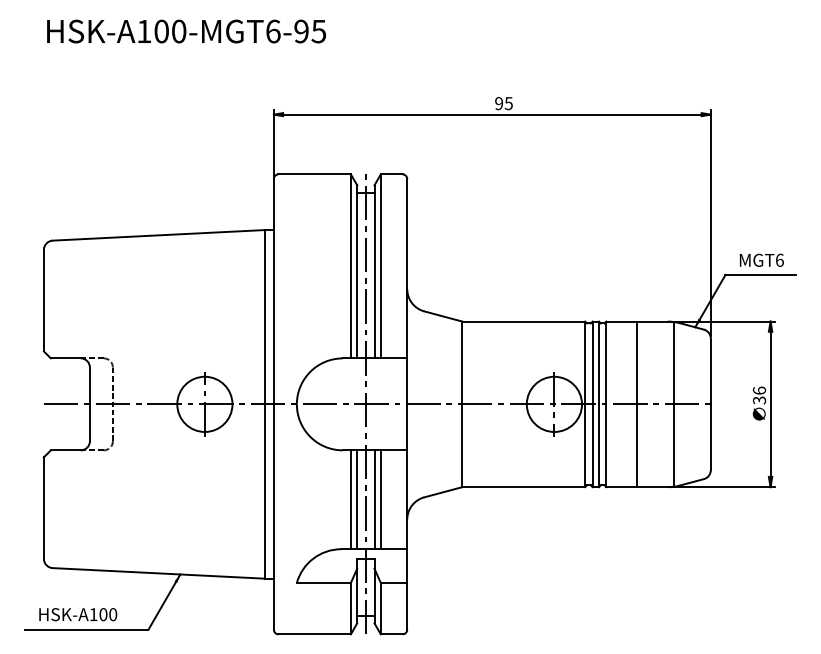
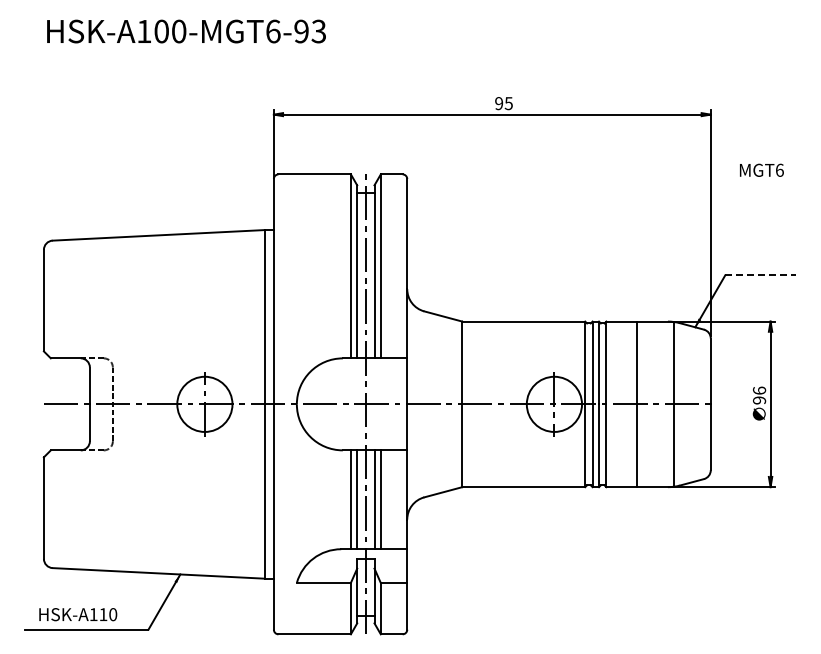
text: HSK-A100-MGT6-95 -> HSK-A100-MGT6-93 (319, 30)
text position: (761, 259) -> (761, 169) (761, 169)
line: solid -> dashed (760, 275)
text: 36 -> 96 (759, 400)
text: HSK-A100 -> HSK-A110 (103, 614)
